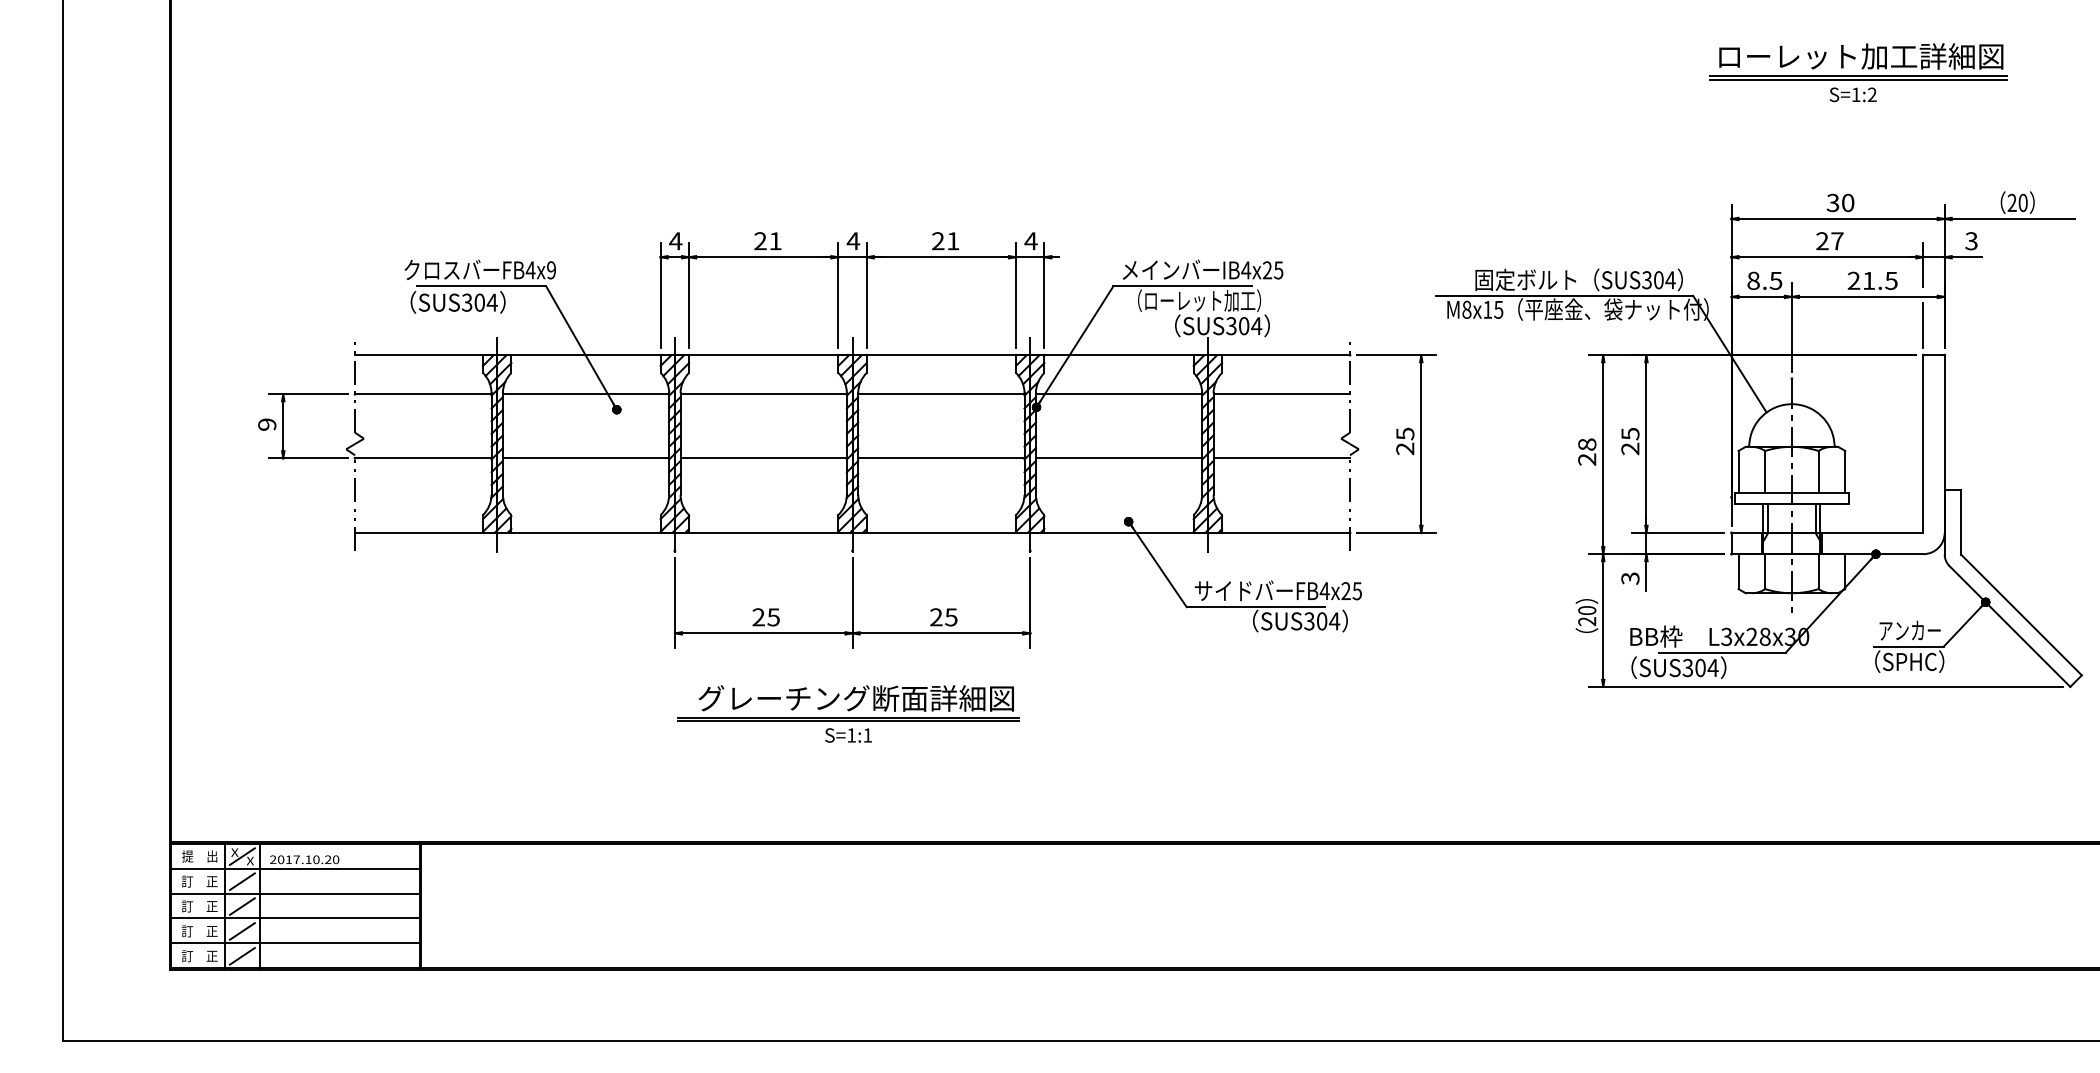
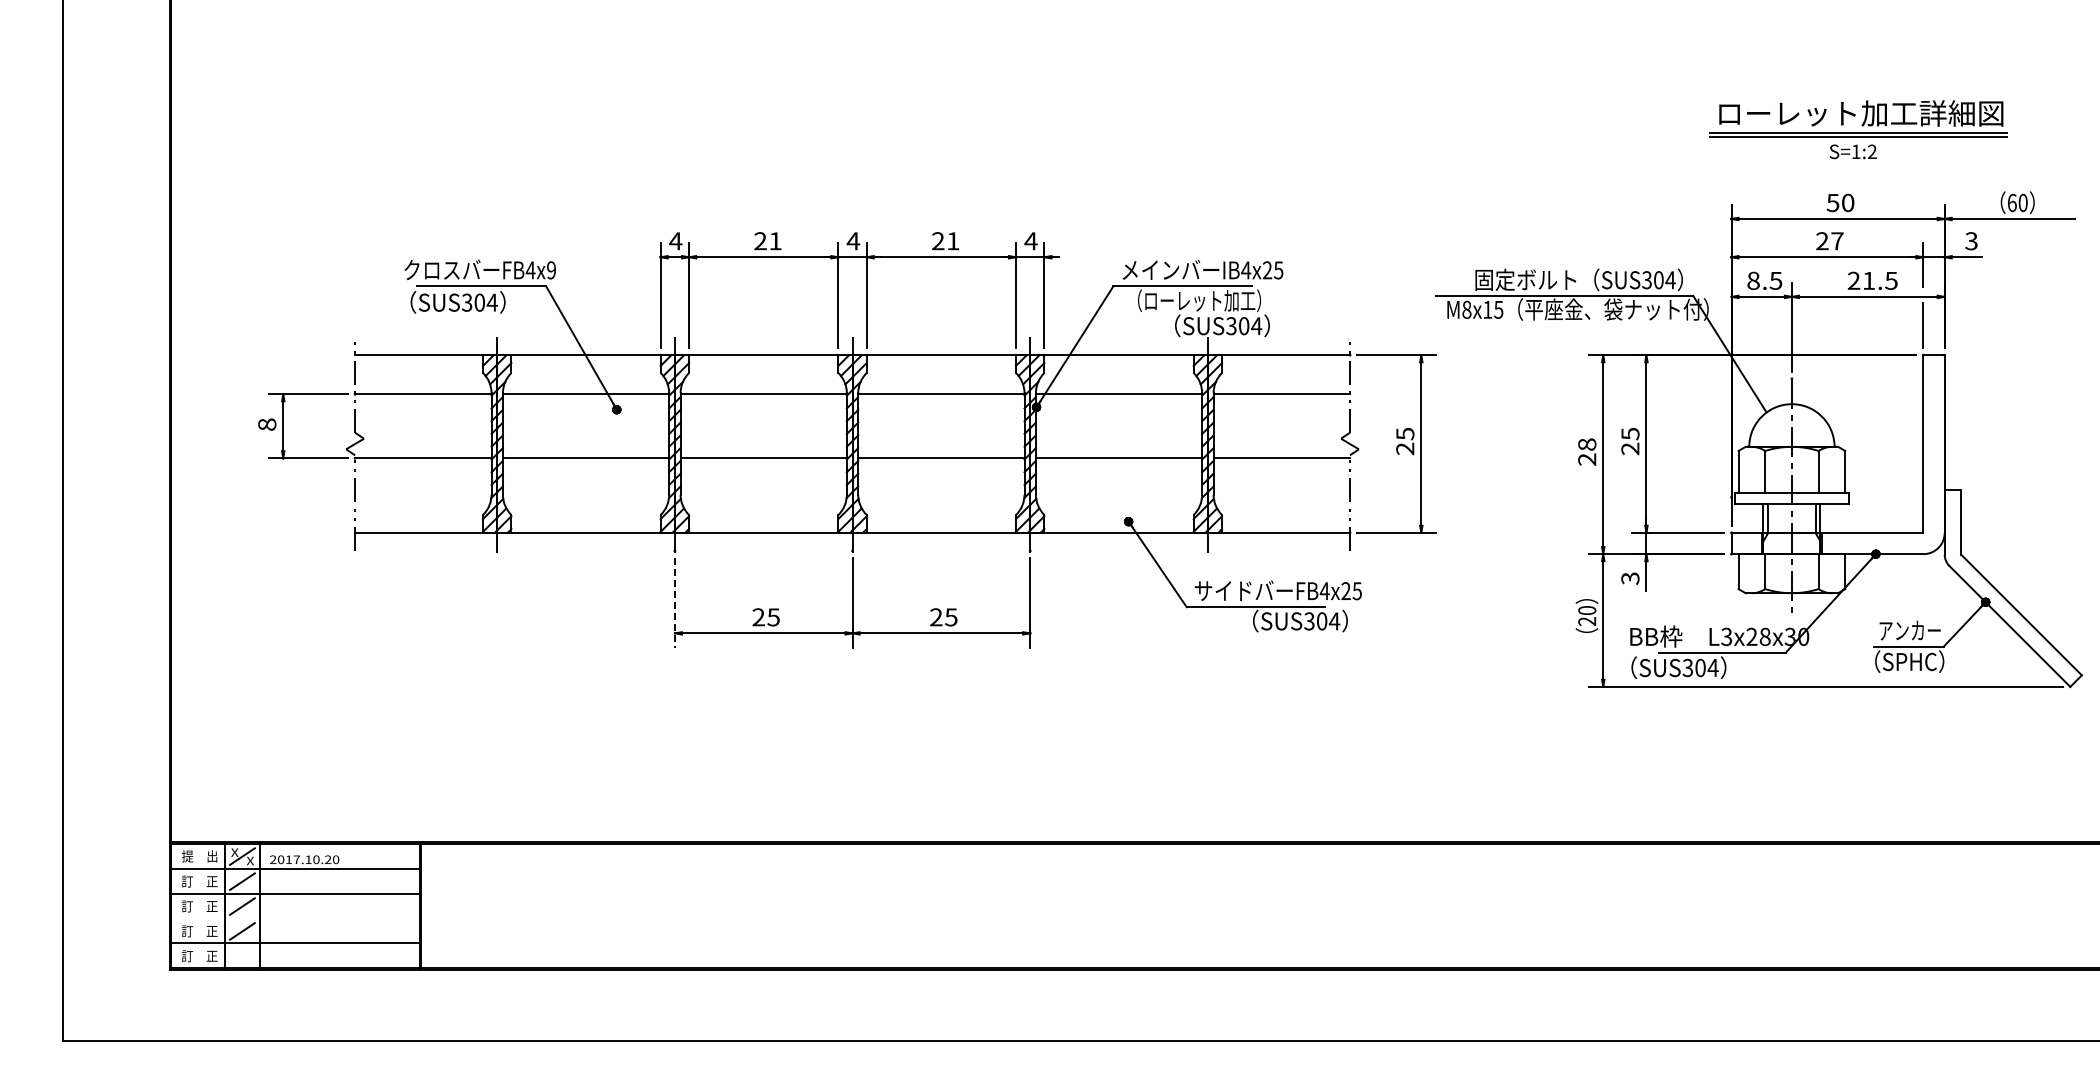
part position: (1858, 72) -> (1858, 129) (1858, 129)
text: 30 -> 50 (1833, 202)
text: 20 -> 60 (2011, 202)
text: 9 -> 8 (267, 424)
line: solid -> dashed (674, 602)
part: present -> none (848, 713)
line: present -> none (295, 918)
line: present -> none (242, 956)
